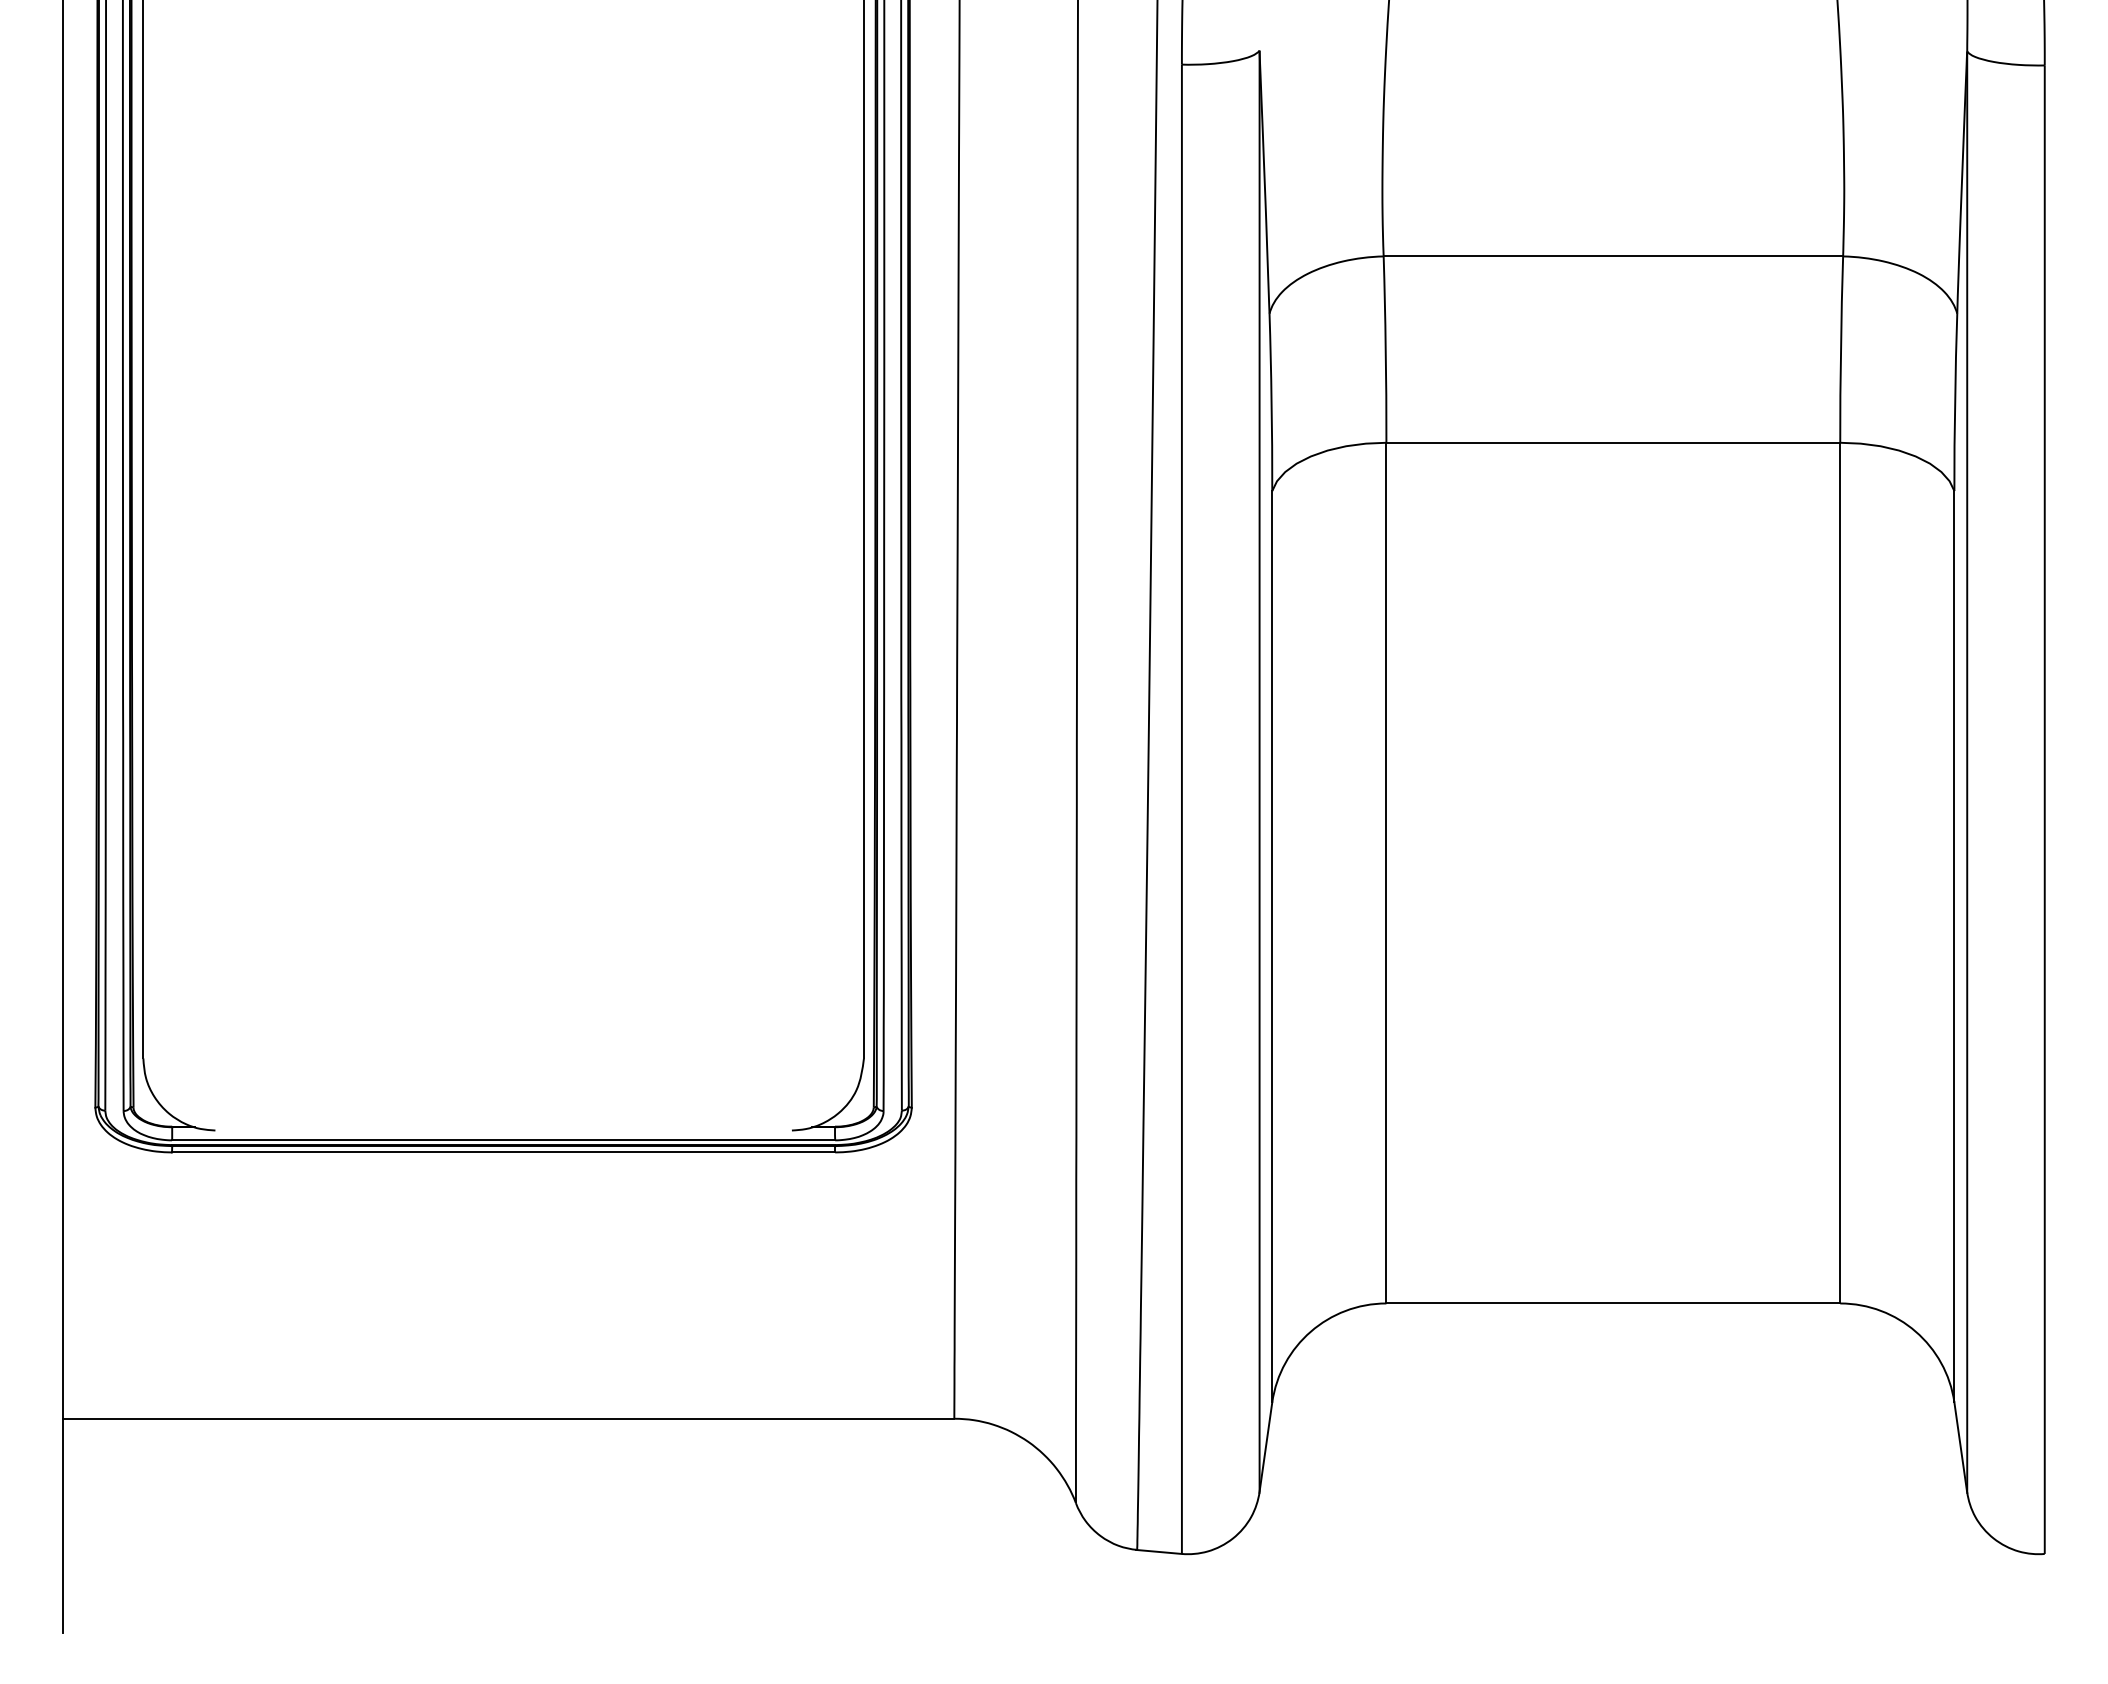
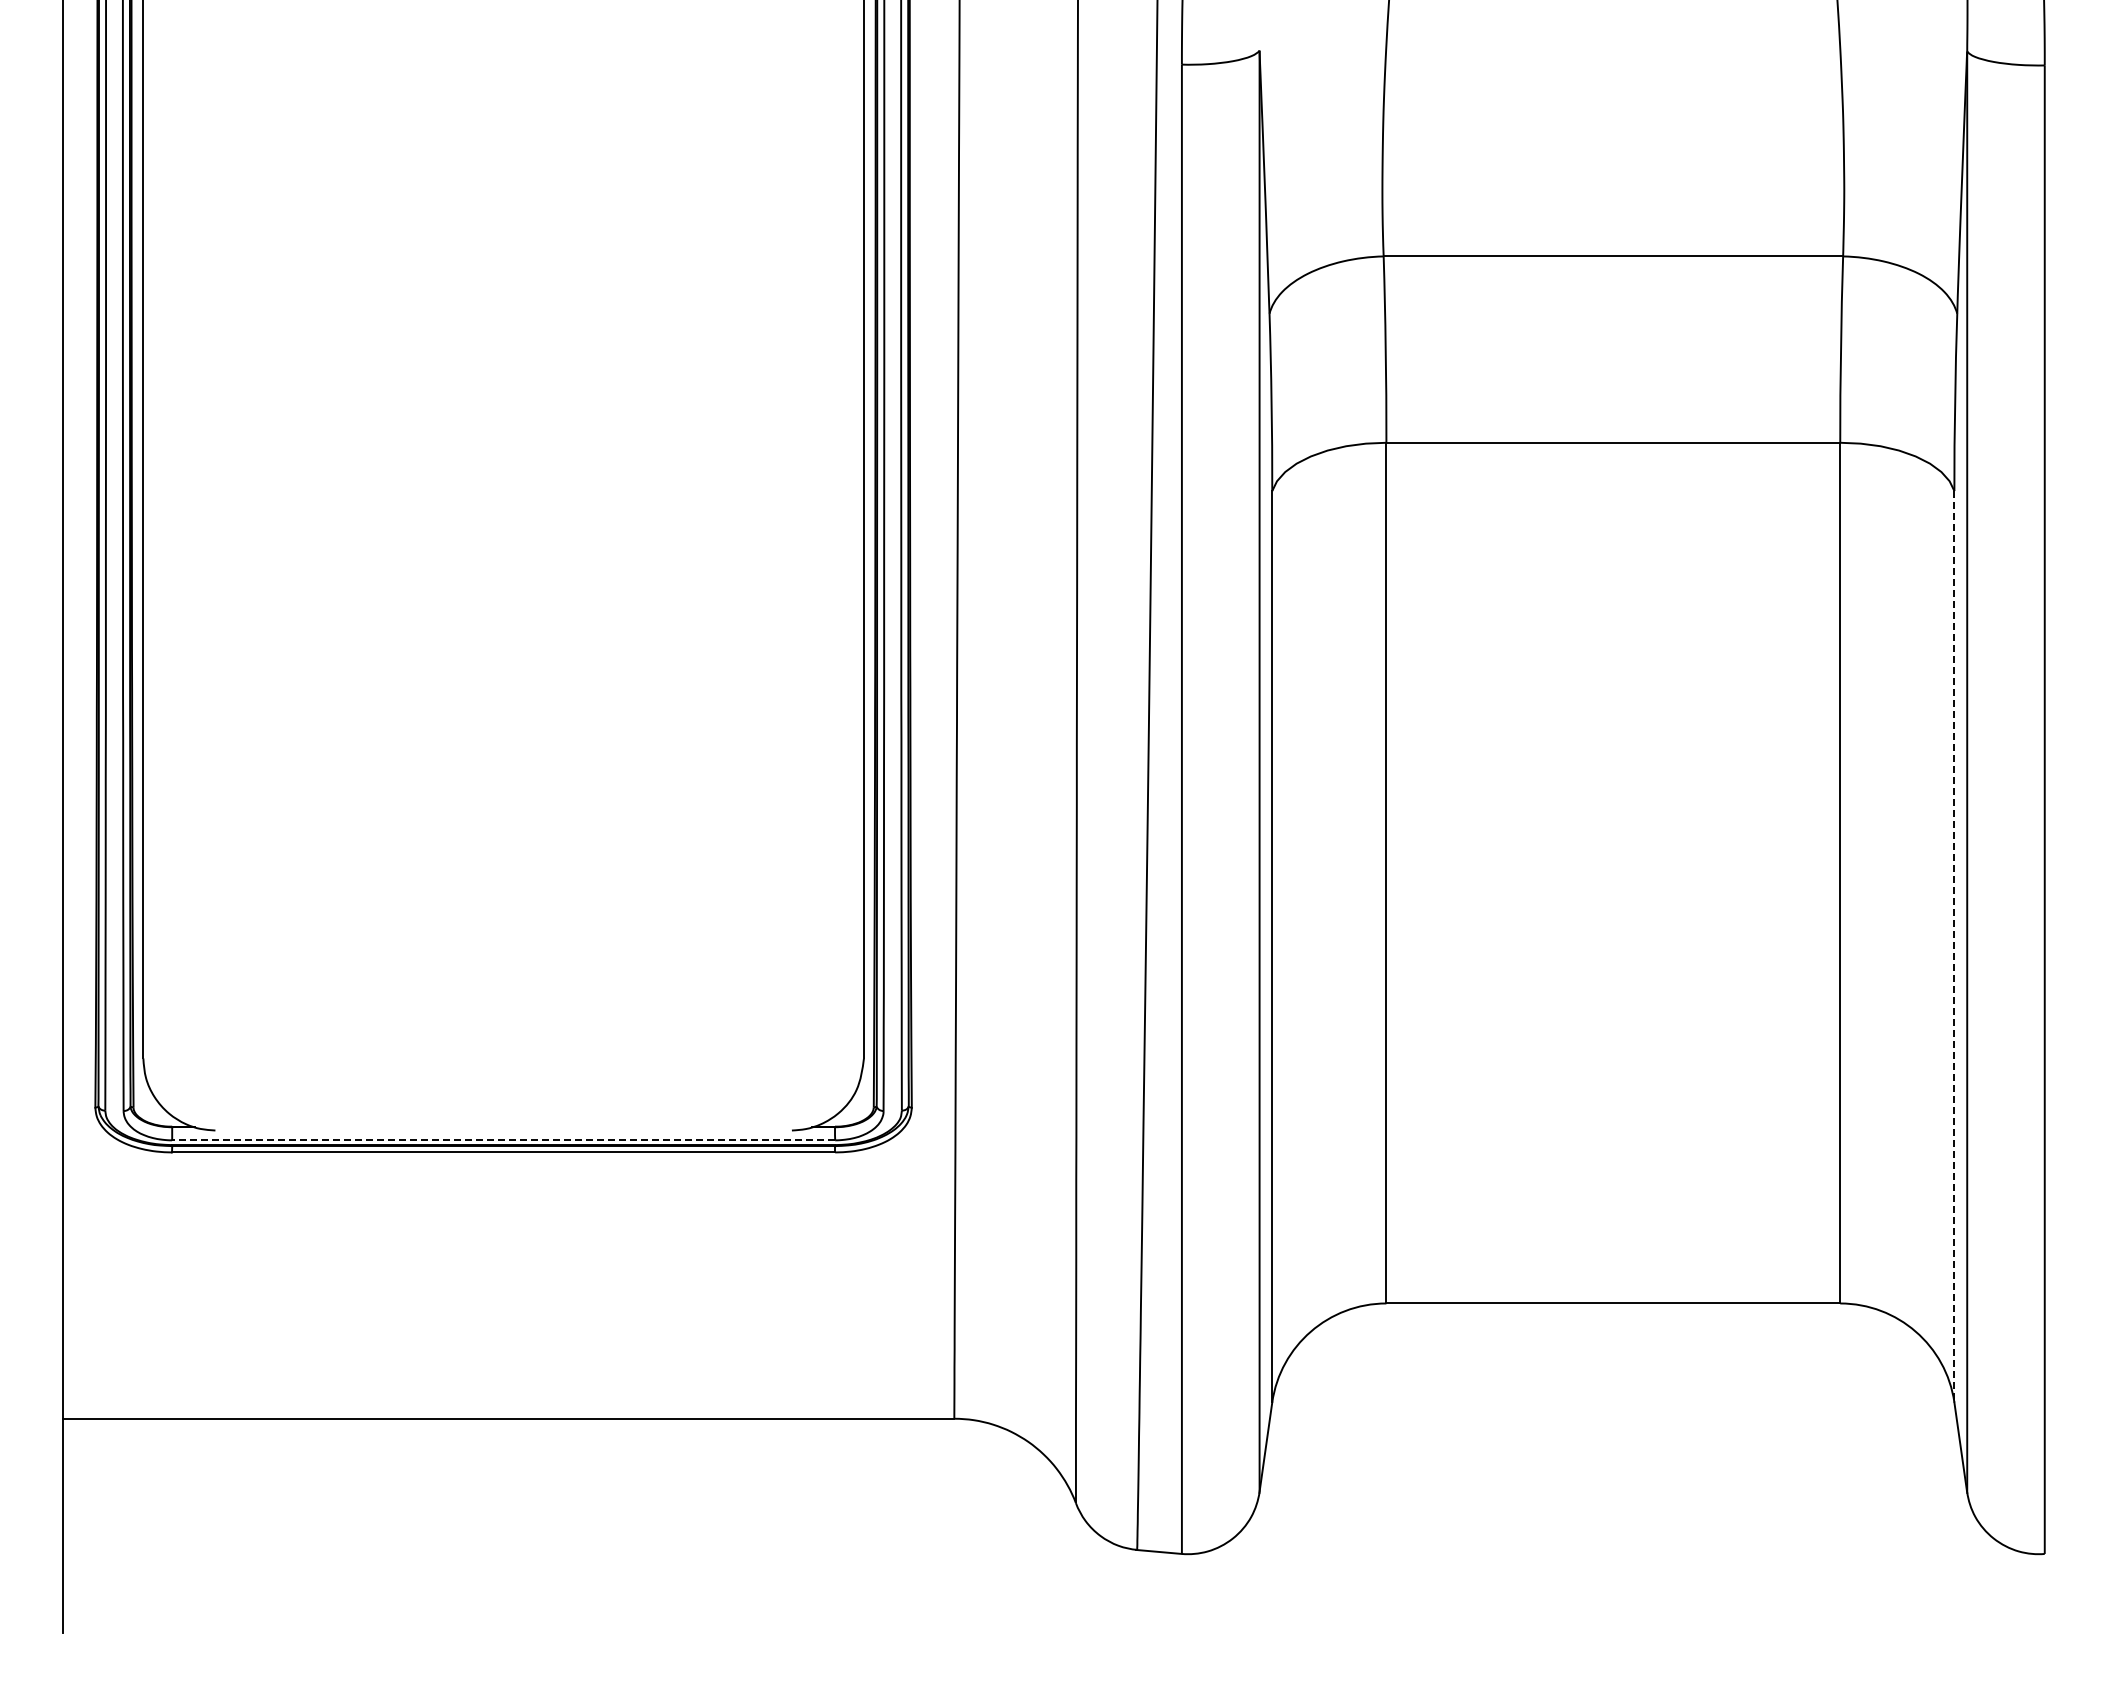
line: solid -> dashed (1954, 946)
line: solid -> dashed (503, 1140)
